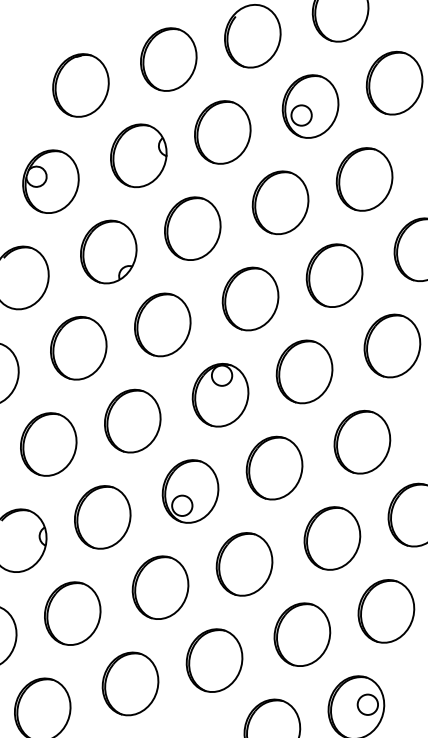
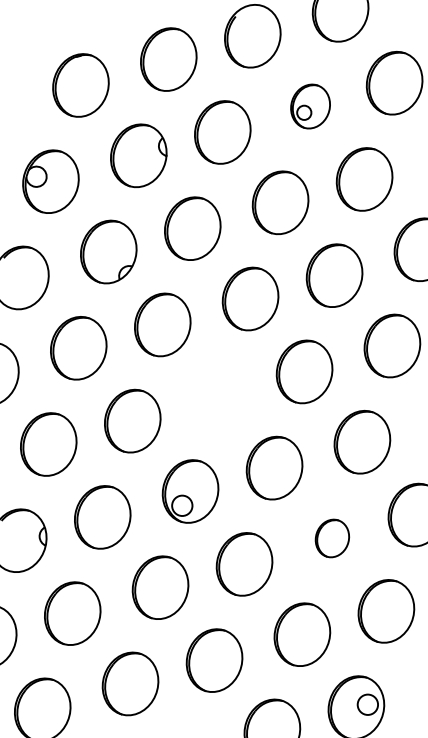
part size: 59x65 px -> 41x47 px (310, 106)
part: present -> none (220, 395)
part size: 59x65 px -> 37x41 px (332, 538)
